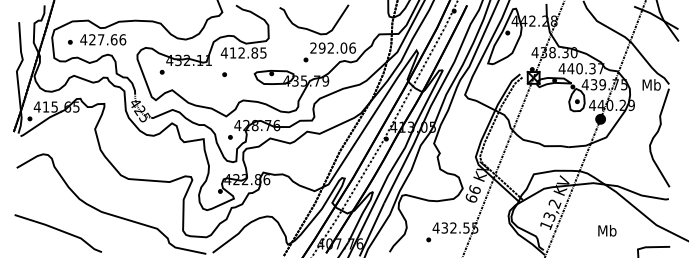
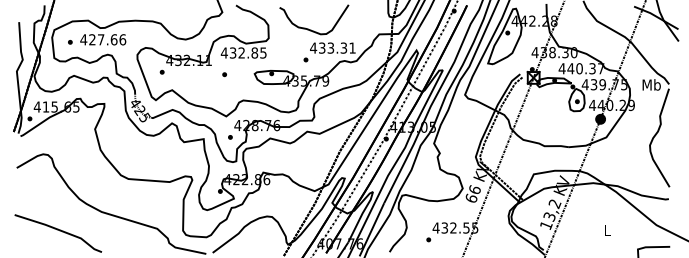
text: 292.06 -> 433.31 (332, 47)
text: 412.85 -> 432.85 (232, 52)
text: Mb -> L (607, 230)
